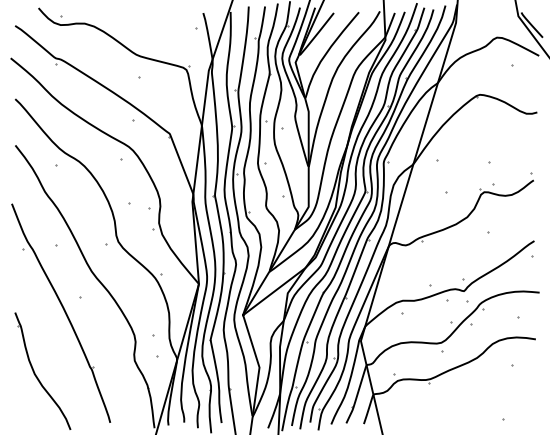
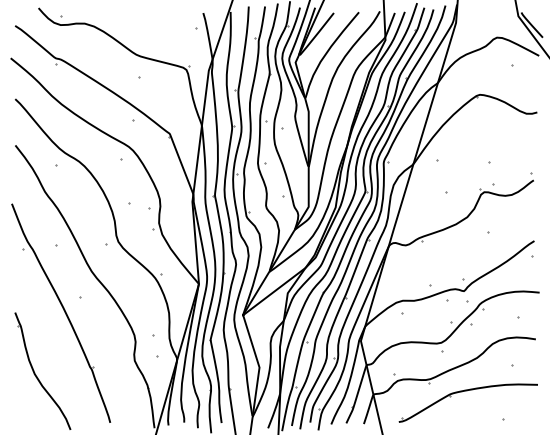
part: none -> present (467, 391)
